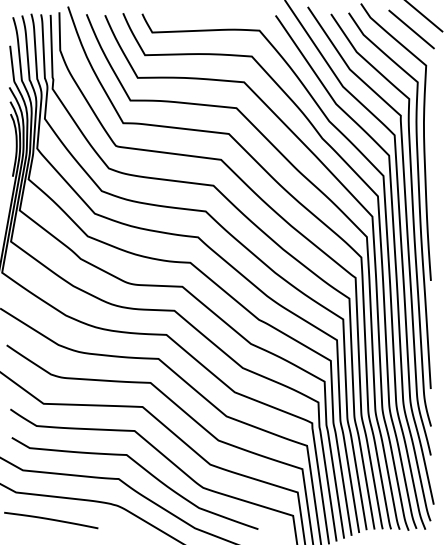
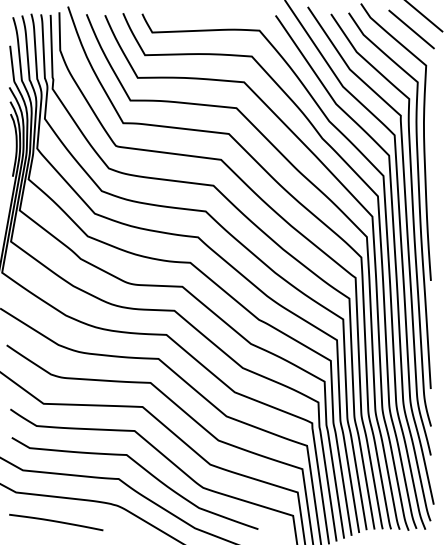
line position: (51, 520) -> (56, 522) (56, 522)
